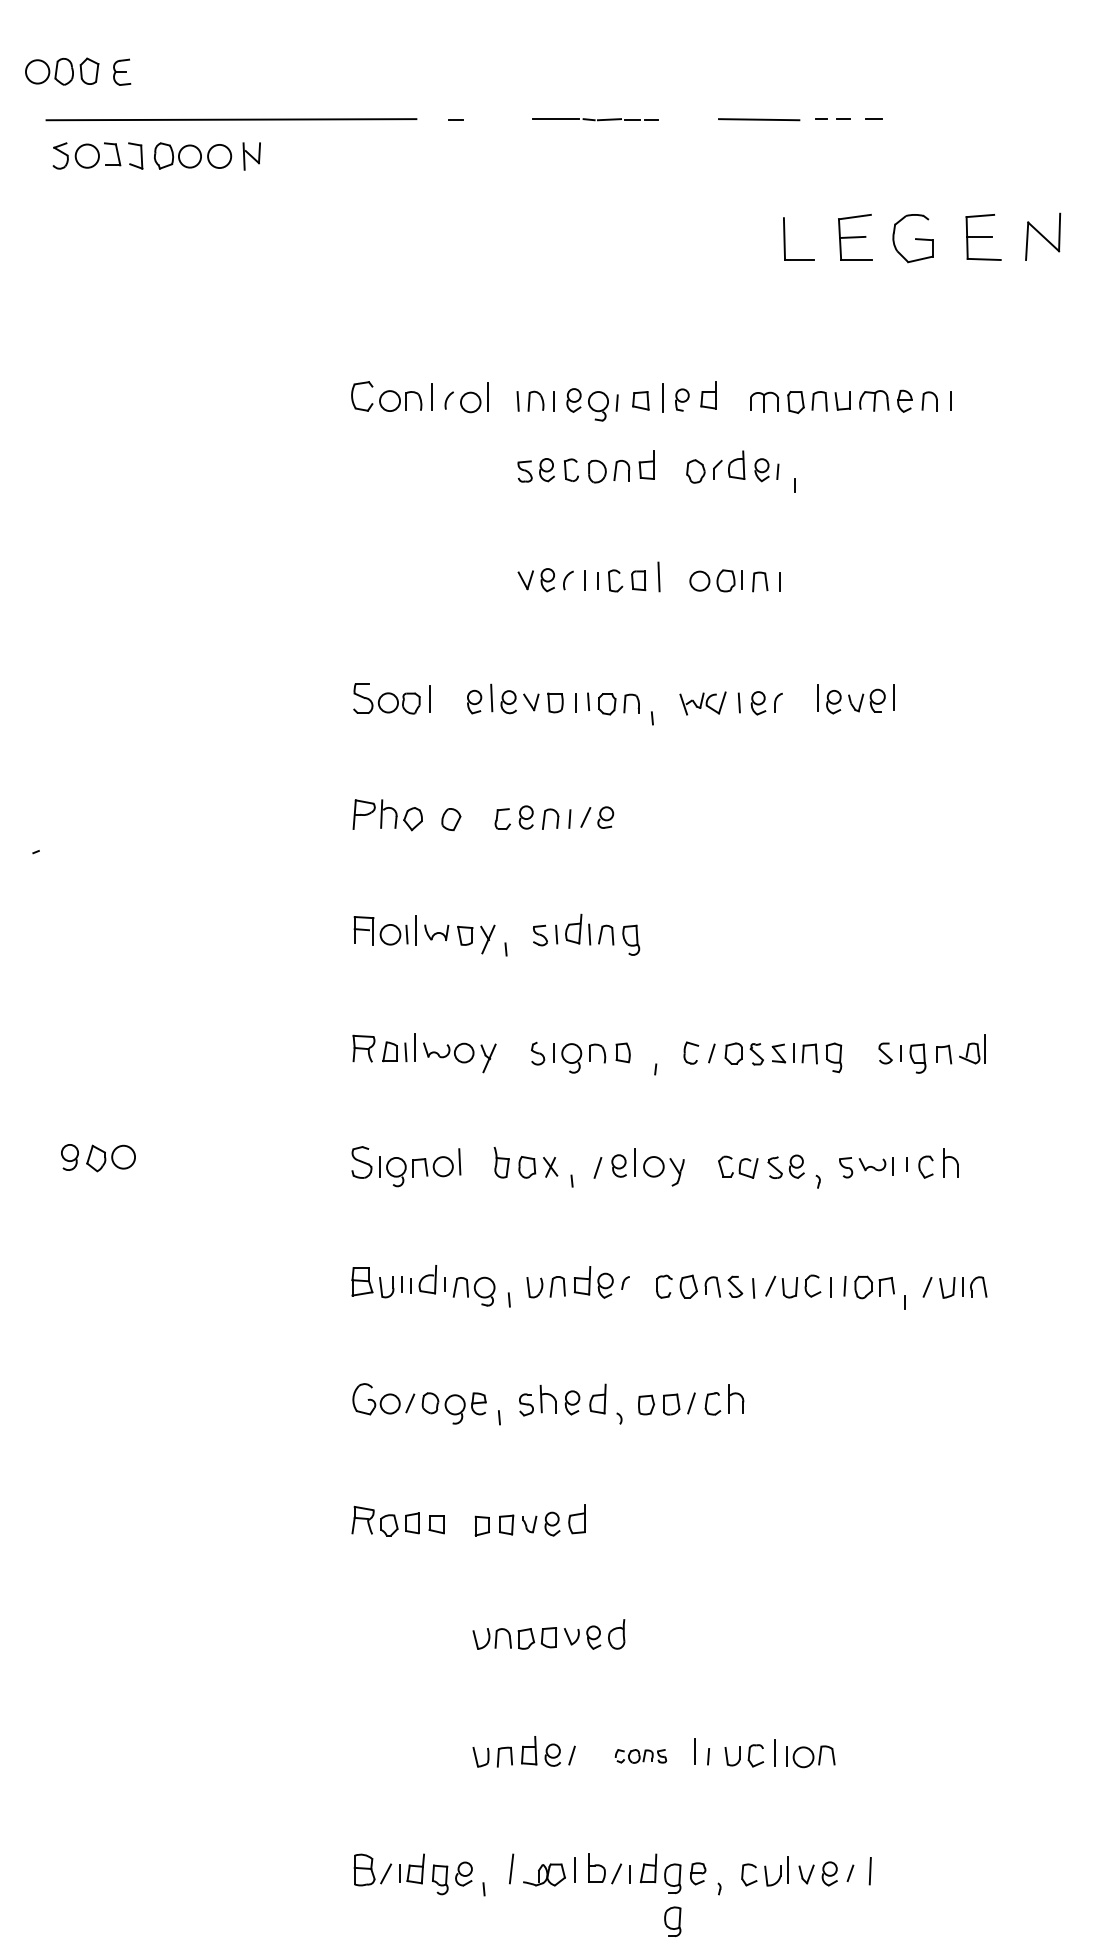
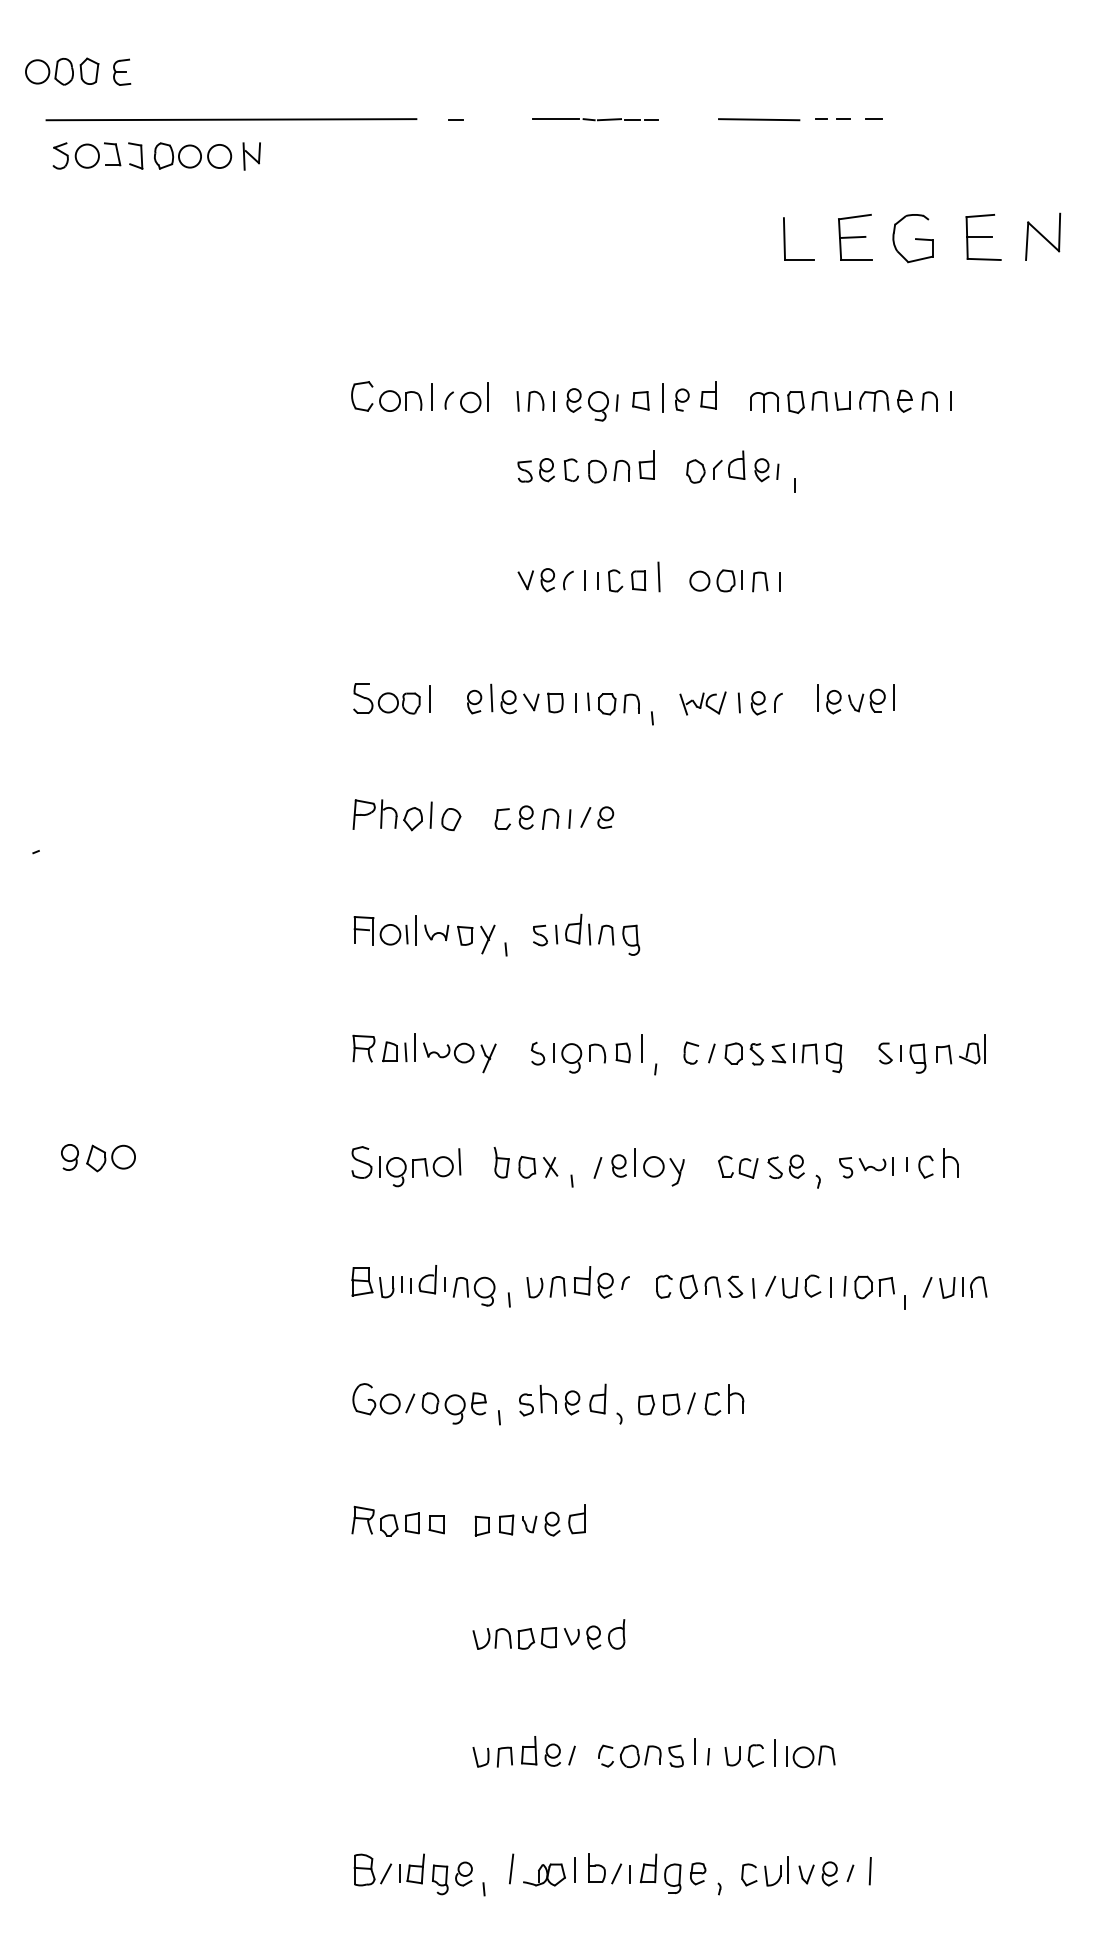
line: none -> present (430, 814)
line: none -> present (641, 1048)
part size: 54x15 px -> 86x25 px (640, 1756)
part: present -> none (672, 1921)
